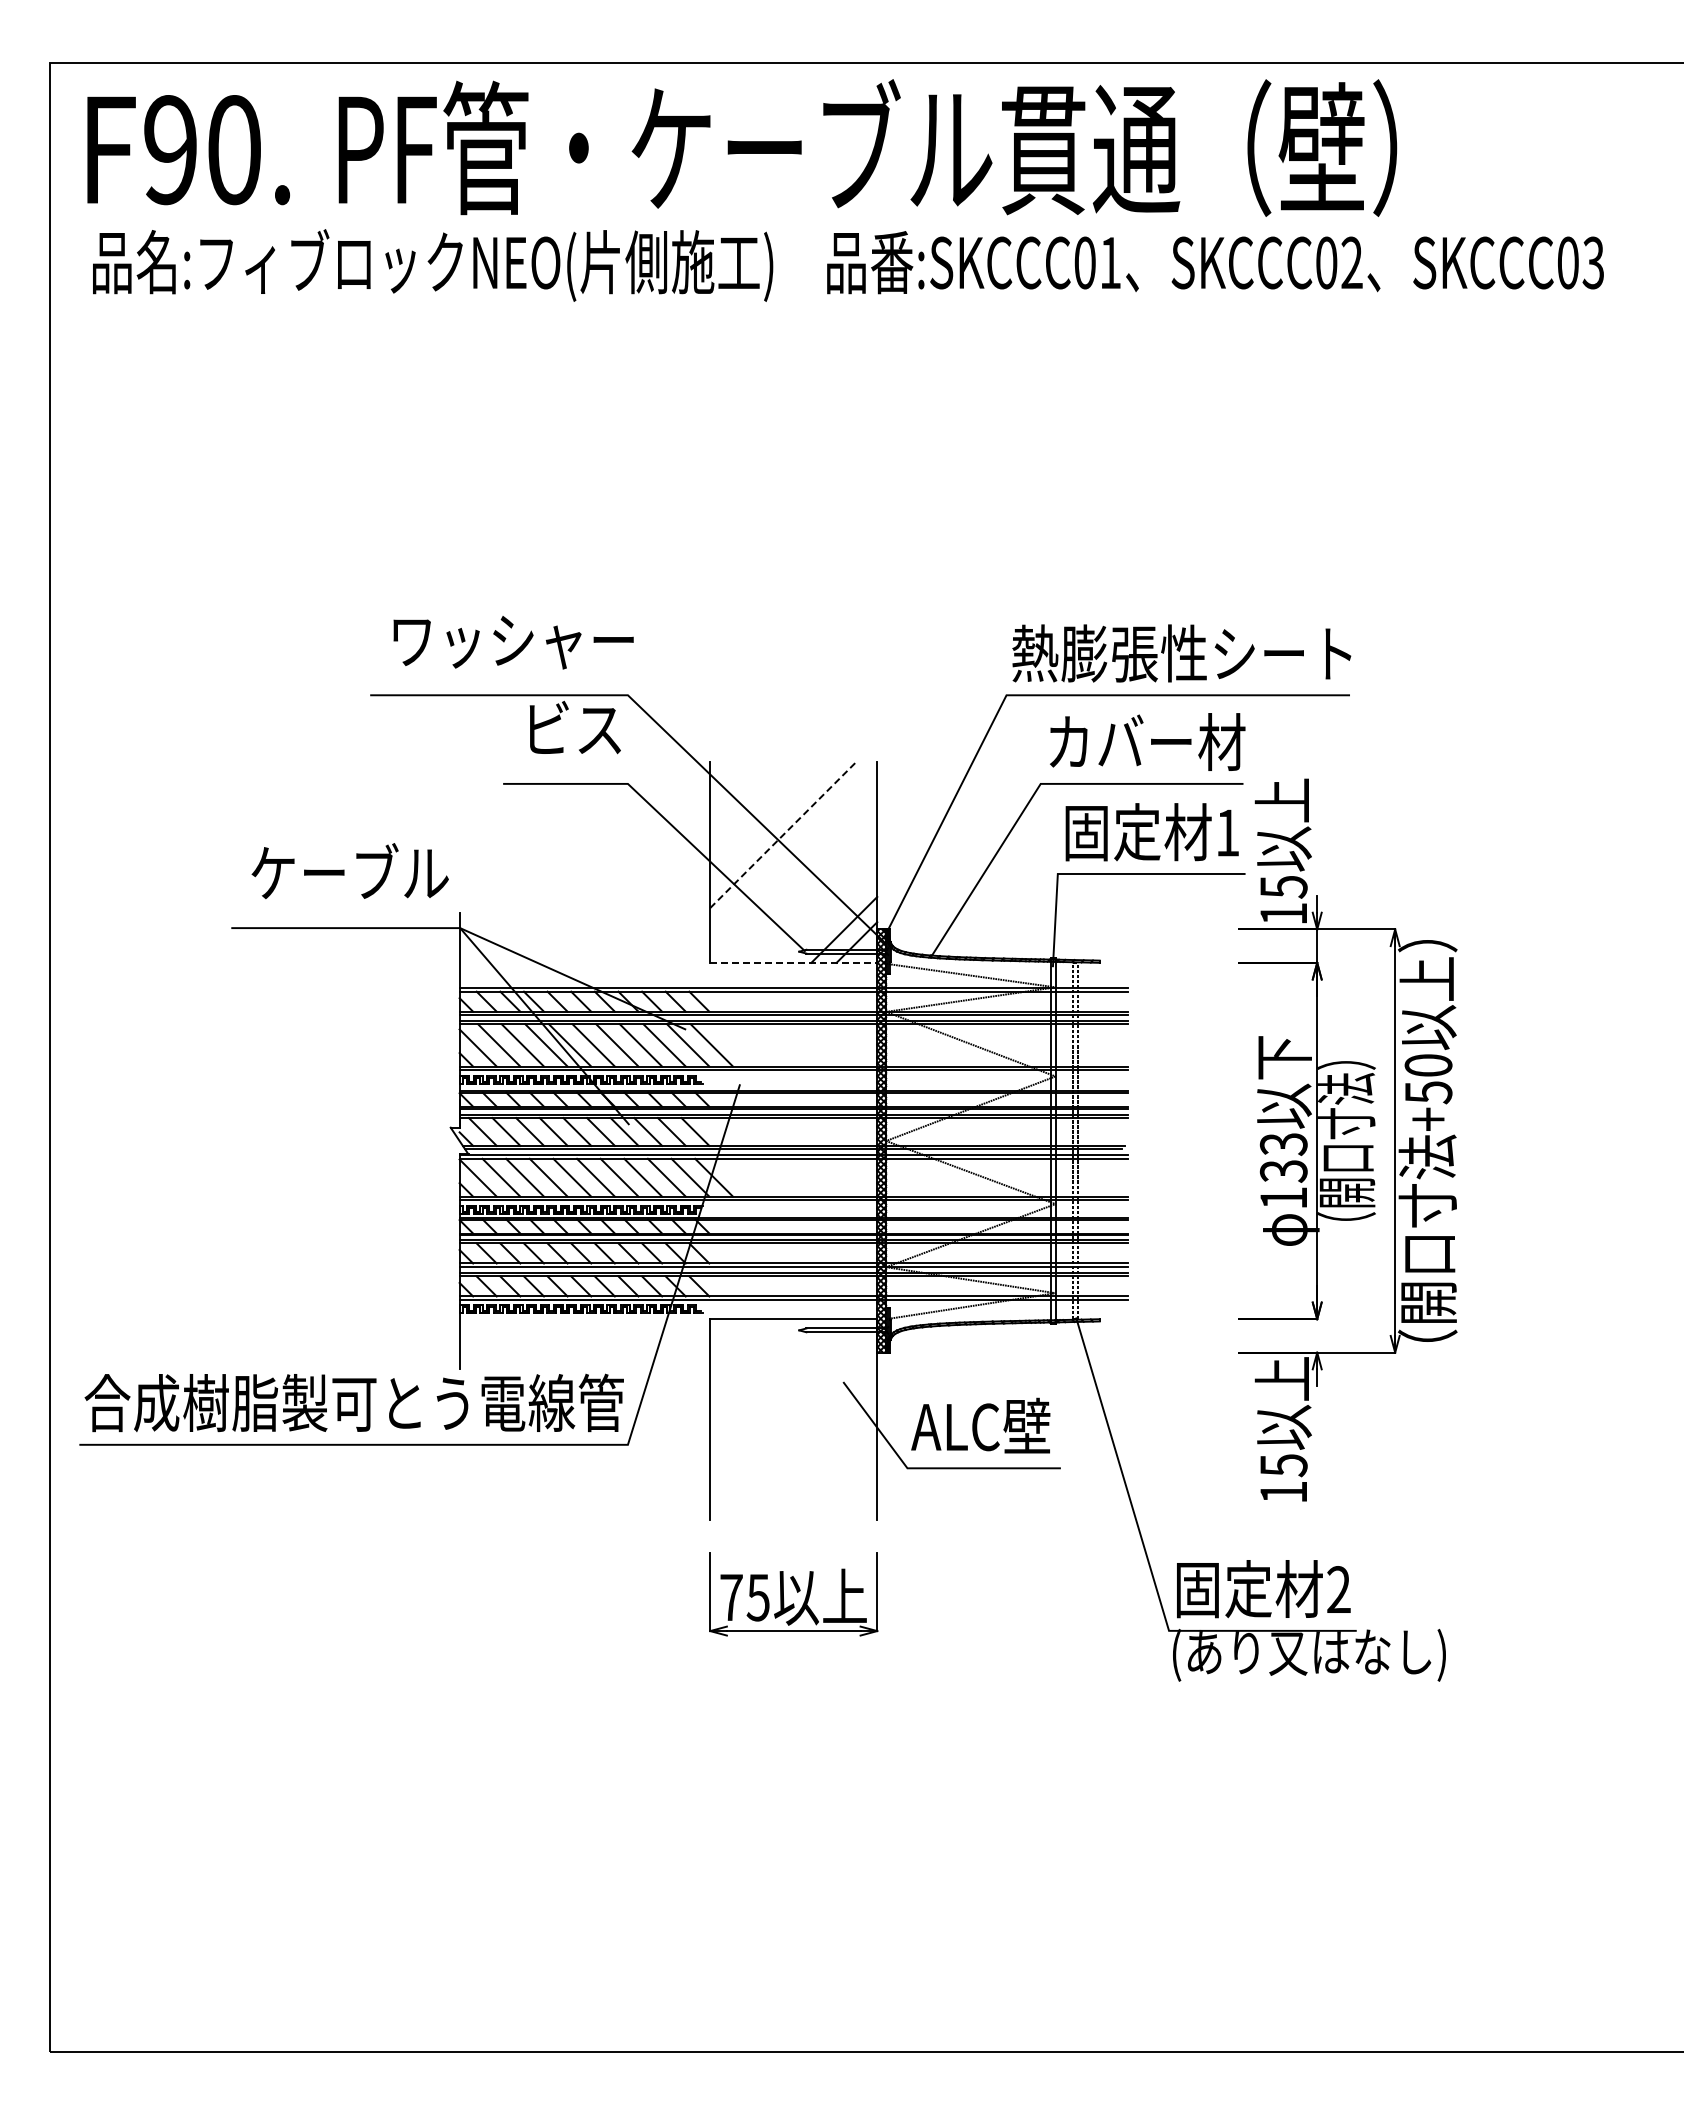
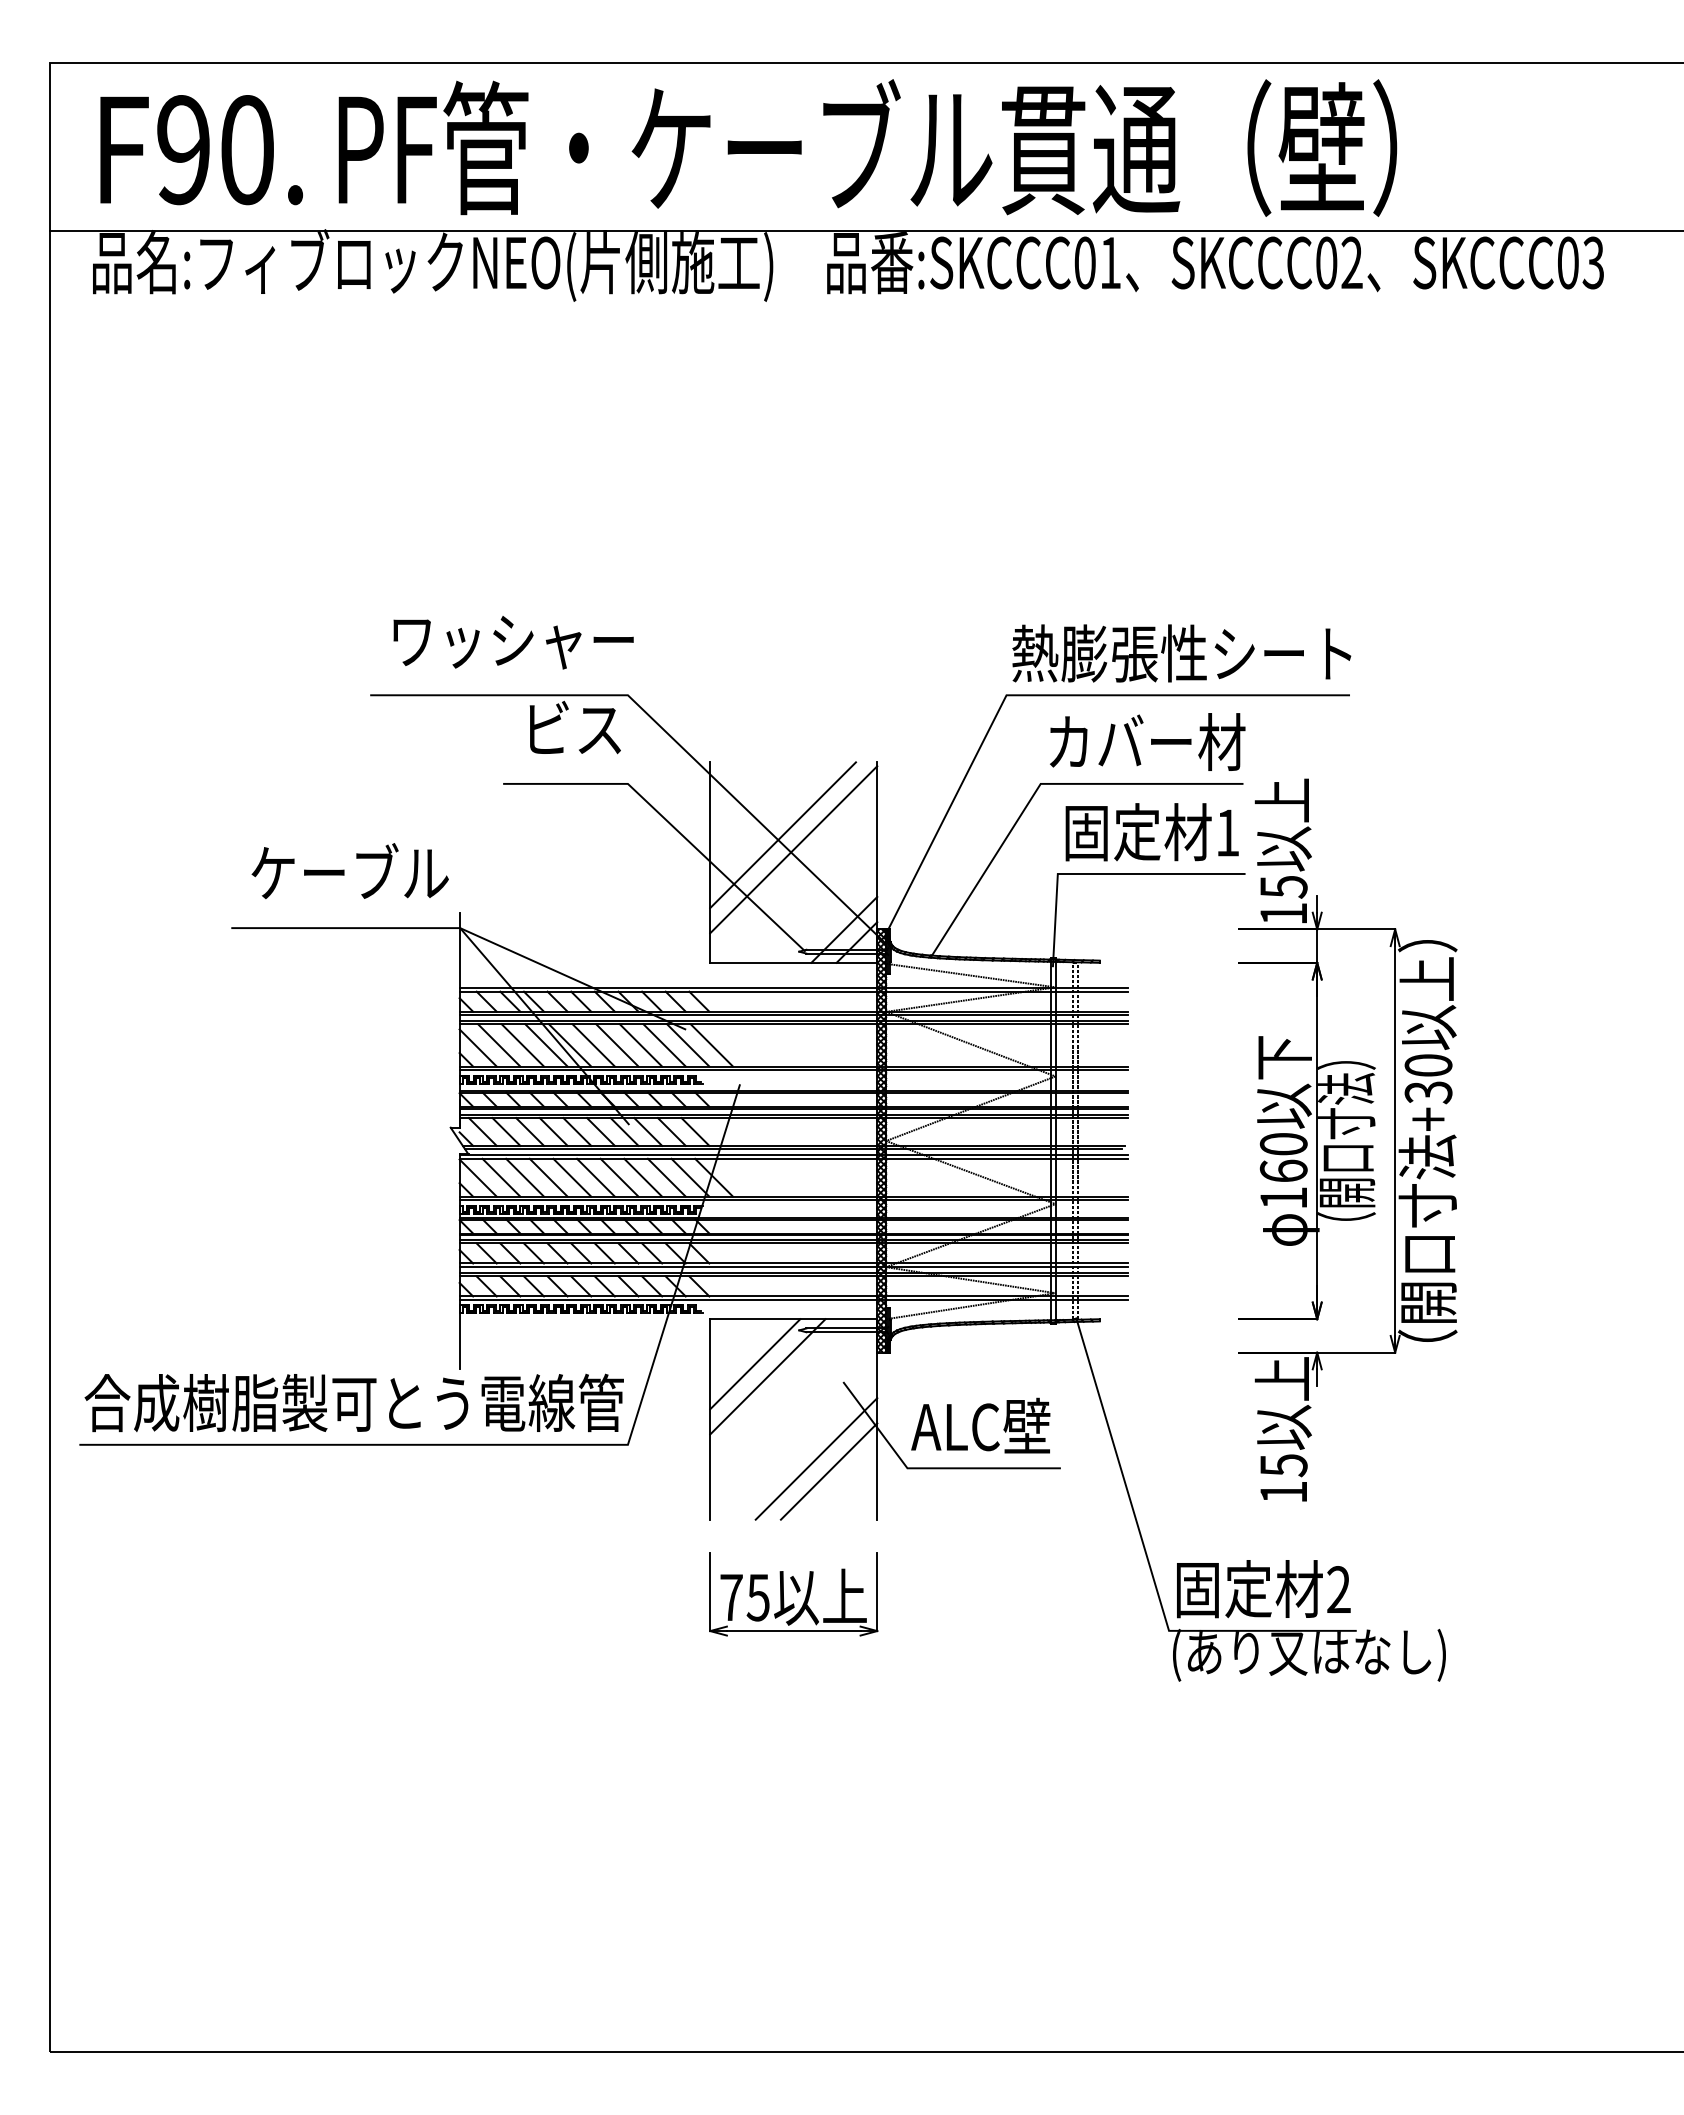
text position: (188, 150) -> (201, 150) (201, 150)
line: none -> present (865, 230)
line: dashed -> solid (783, 834)
line: none -> present (793, 849)
line: dashed -> solid (793, 962)
text: +50 -> +30 (1427, 1092)
text: 133 -> 160 (1283, 1157)
line: none -> present (755, 1364)
line: none -> present (767, 1376)
line: none -> present (816, 1458)
line: none -> present (828, 1471)
